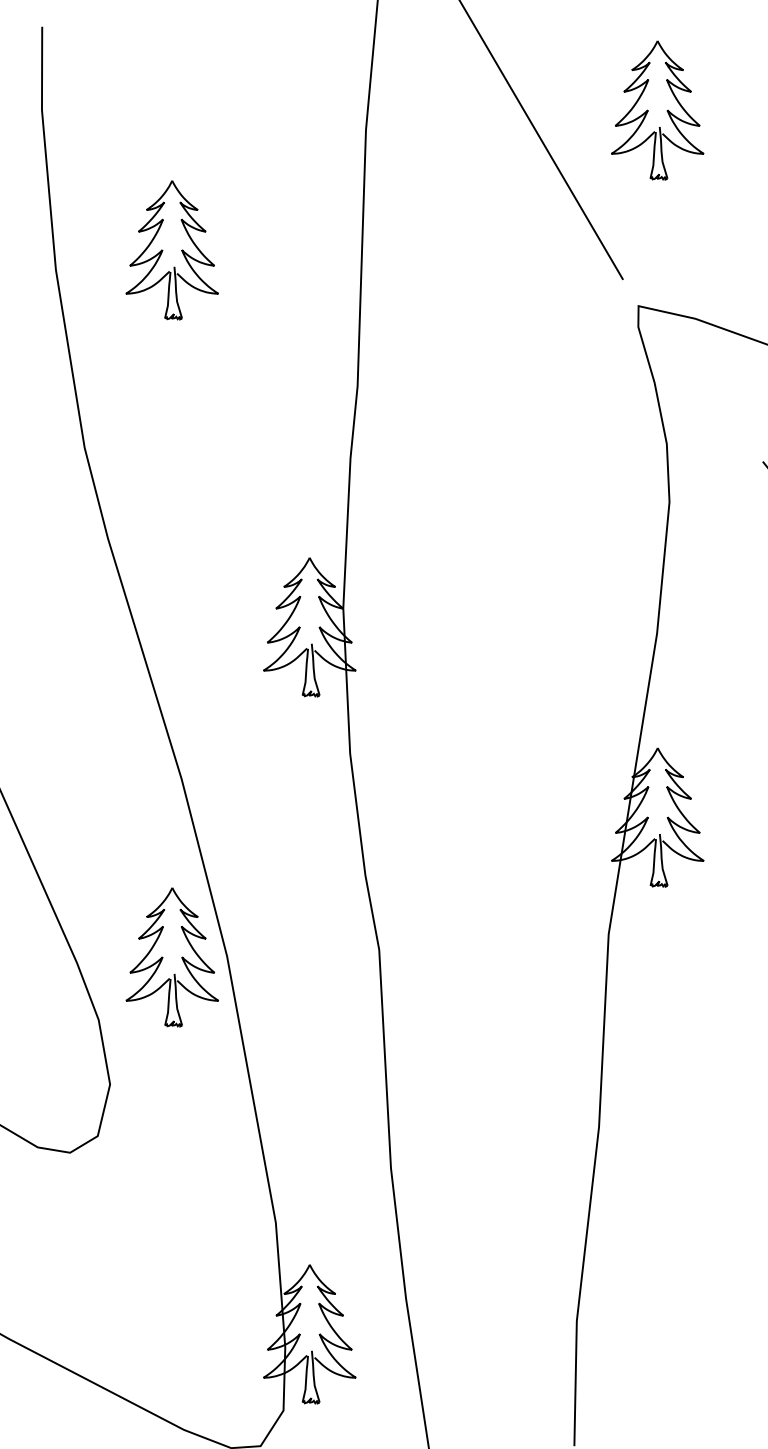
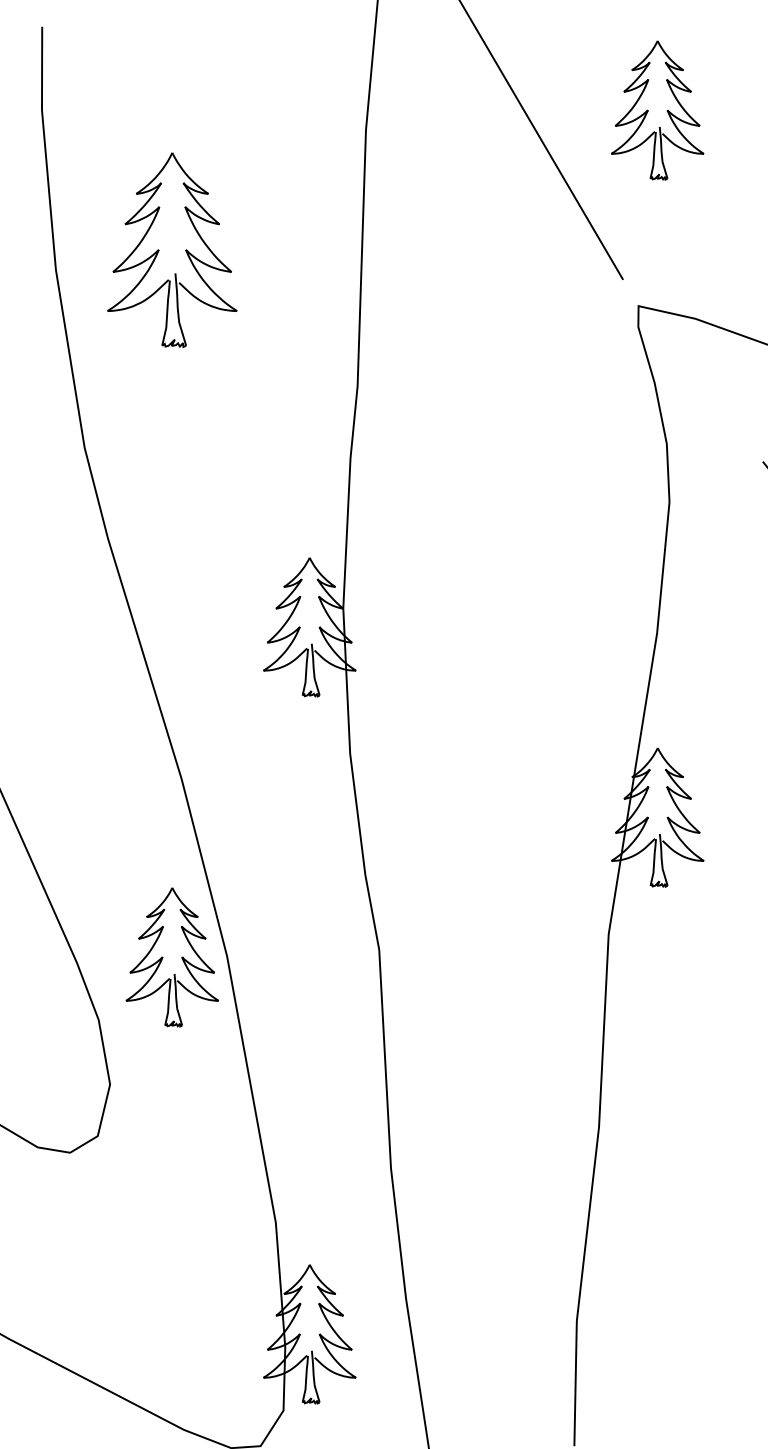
part size: 94x141 px -> 131x196 px (172, 249)
